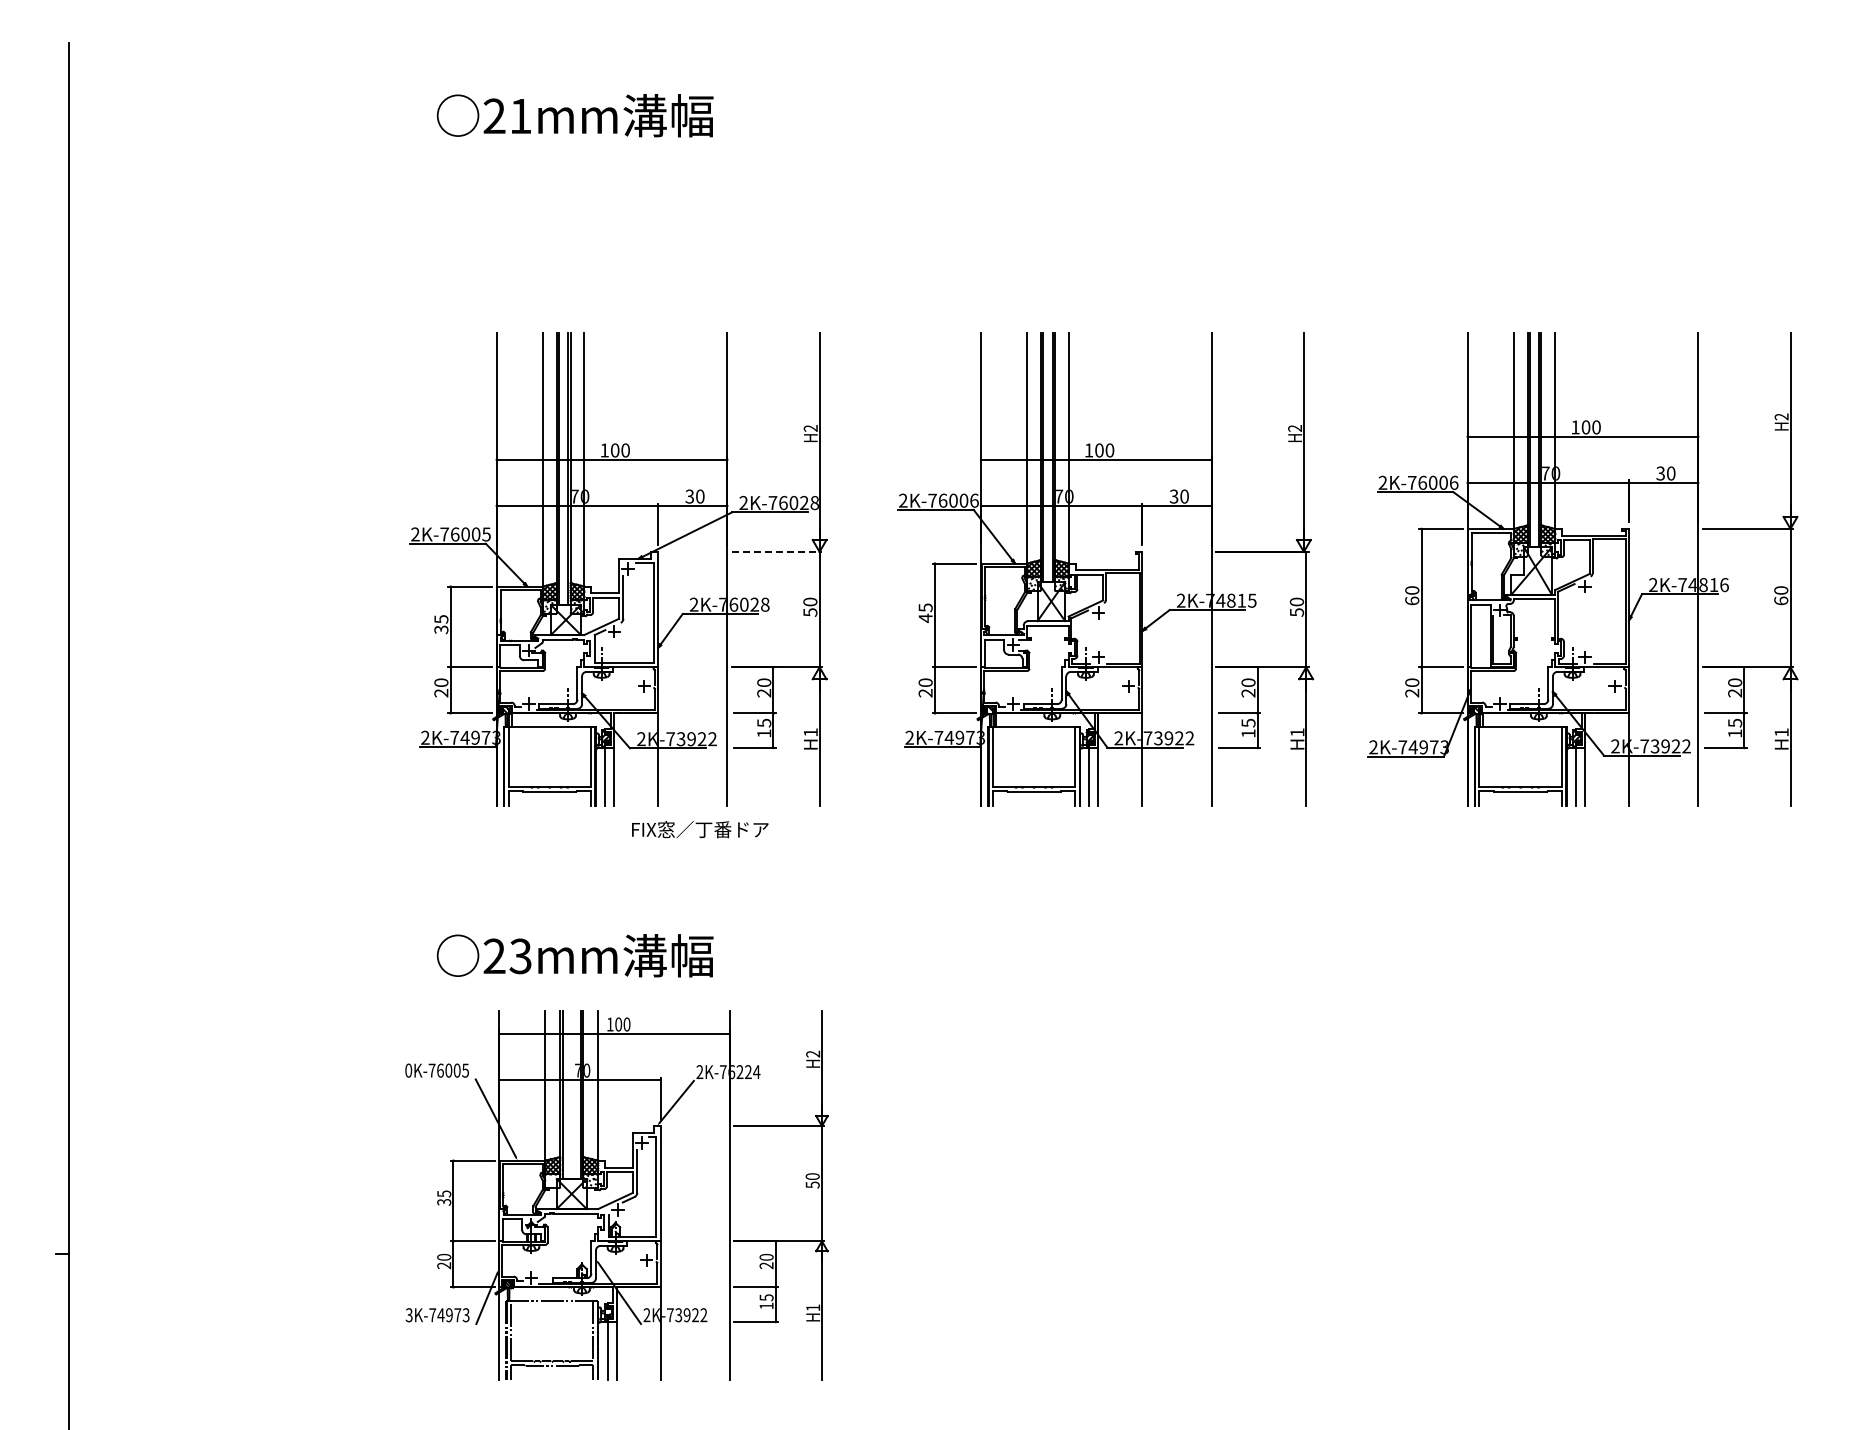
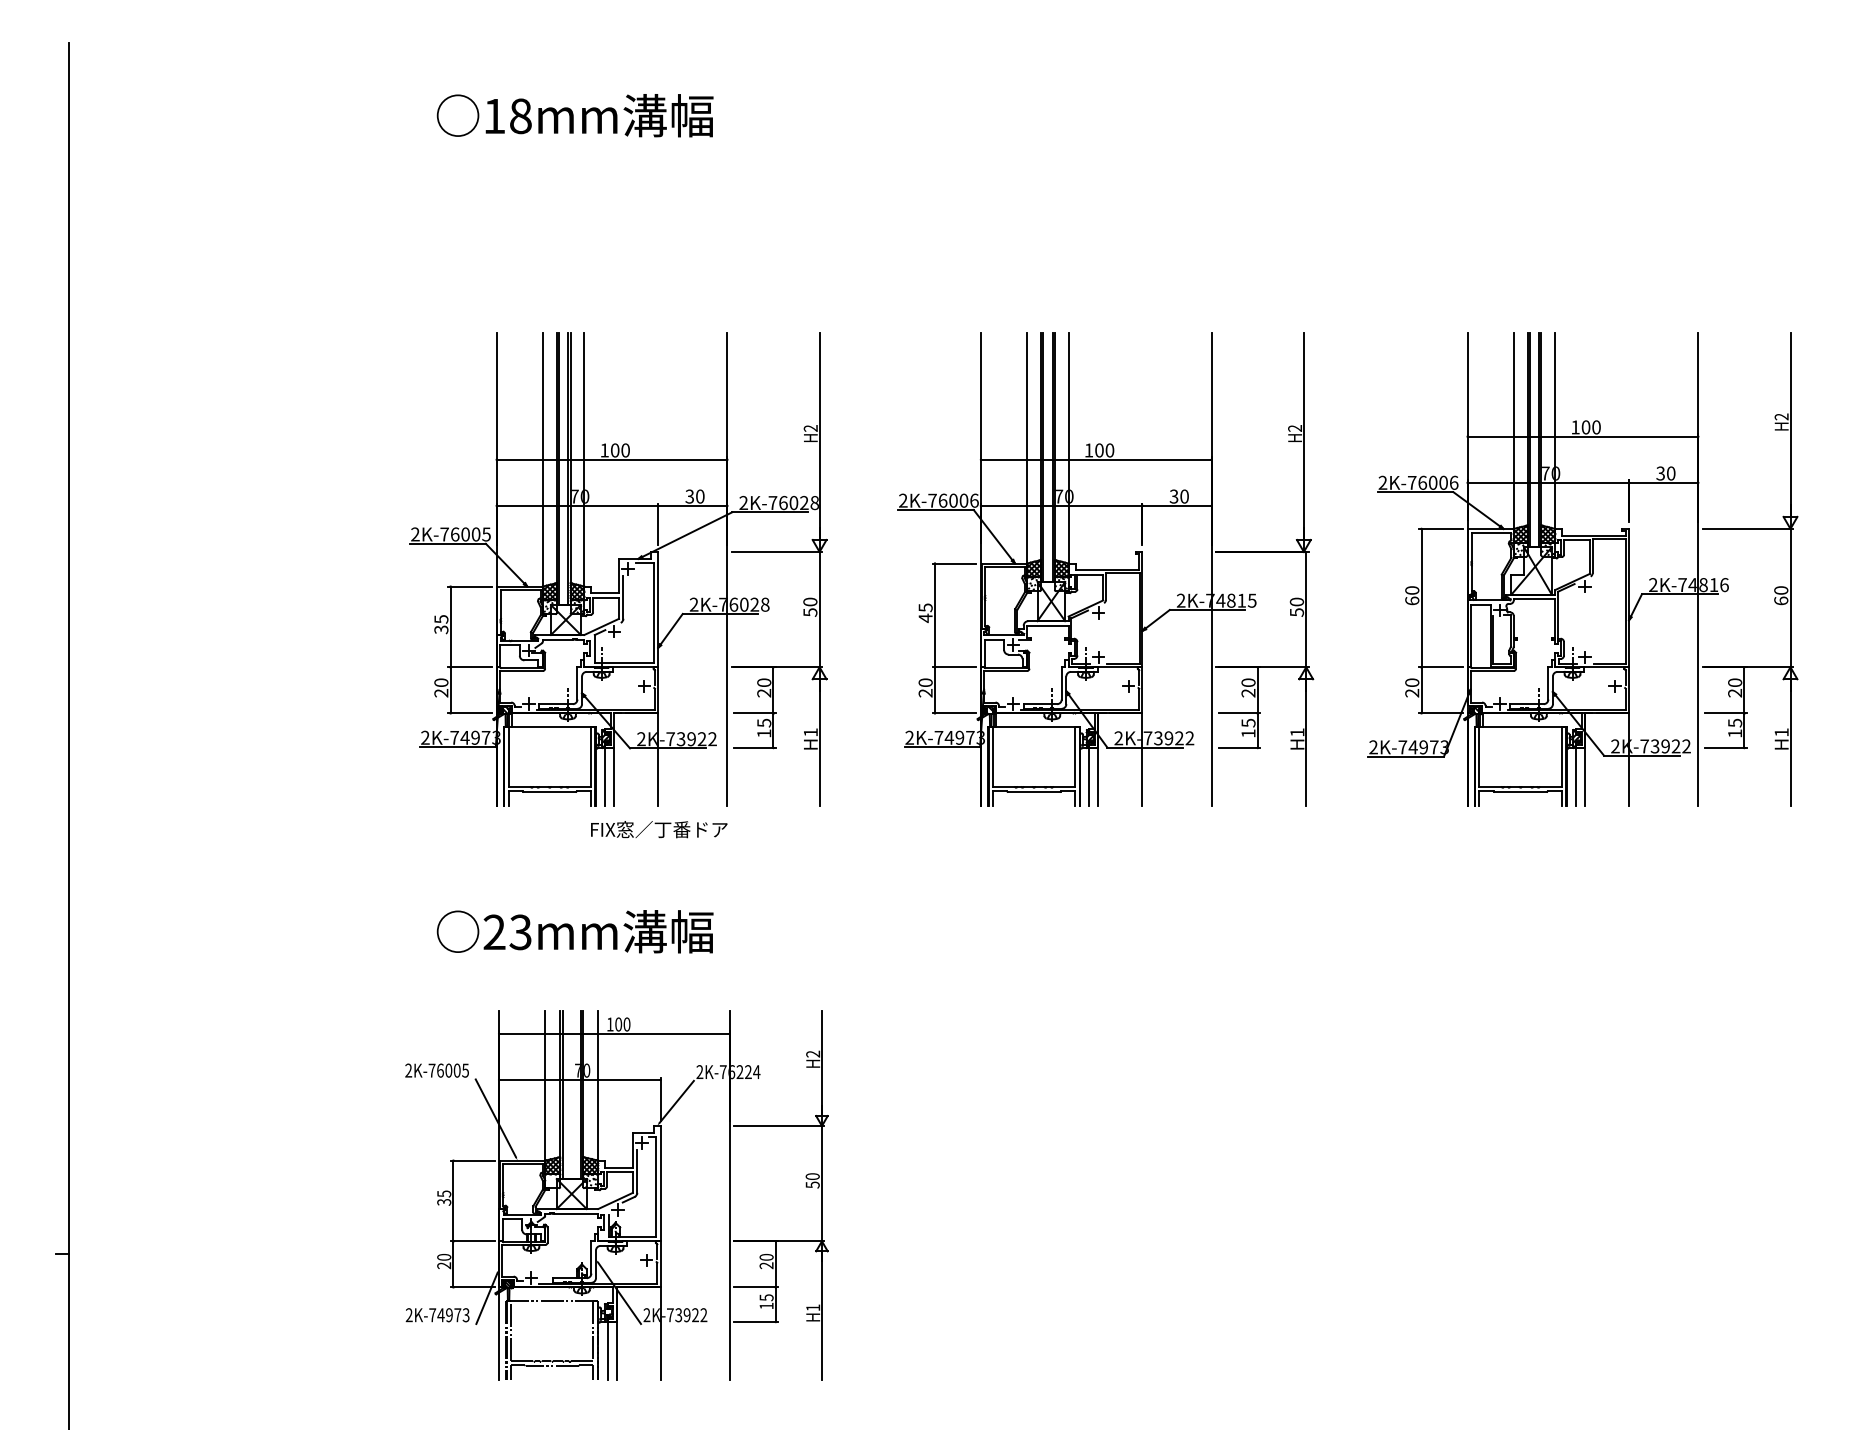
text: 21mm -> 18mm (507, 116)
line: dashed -> solid (776, 551)
text position: (700, 829) -> (659, 829) (659, 829)
text position: (574, 955) -> (574, 931) (574, 931)
text: 0K-76005 -> 2K-76005 (408, 1070)
text: 3K-74973 -> 2K-74973 (408, 1315)
